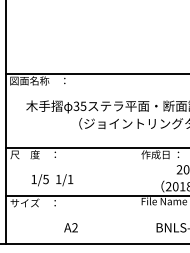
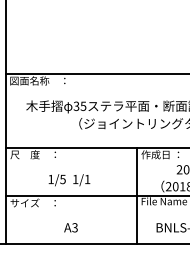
text position: (52, 180) -> (69, 180) (69, 180)
line: none -> present (136, 196)
text: A2 -> A3 (74, 228)
